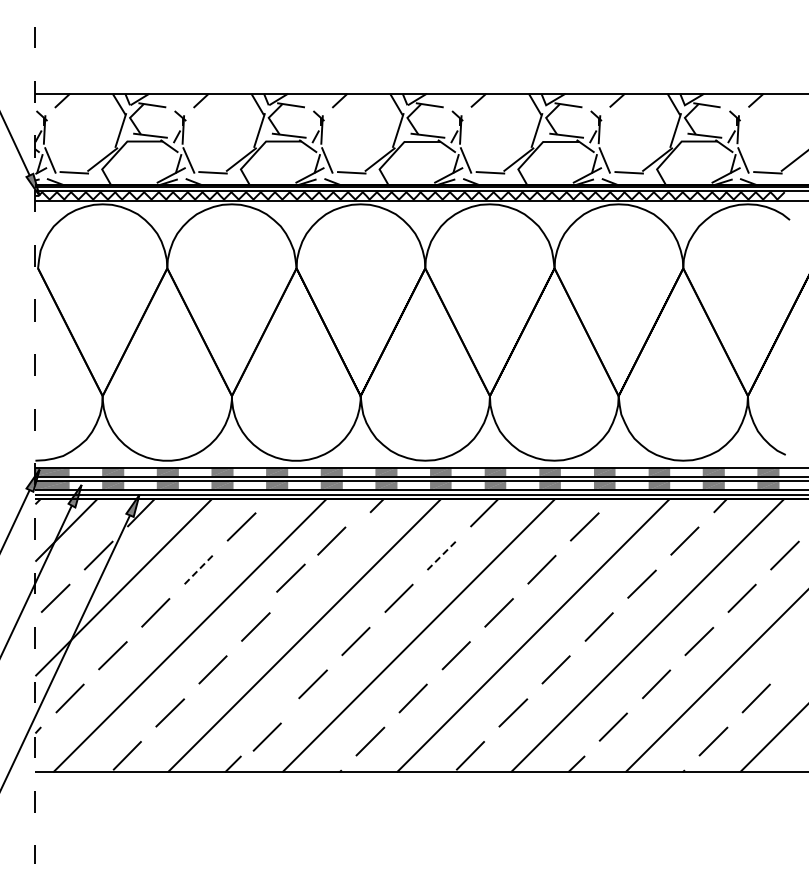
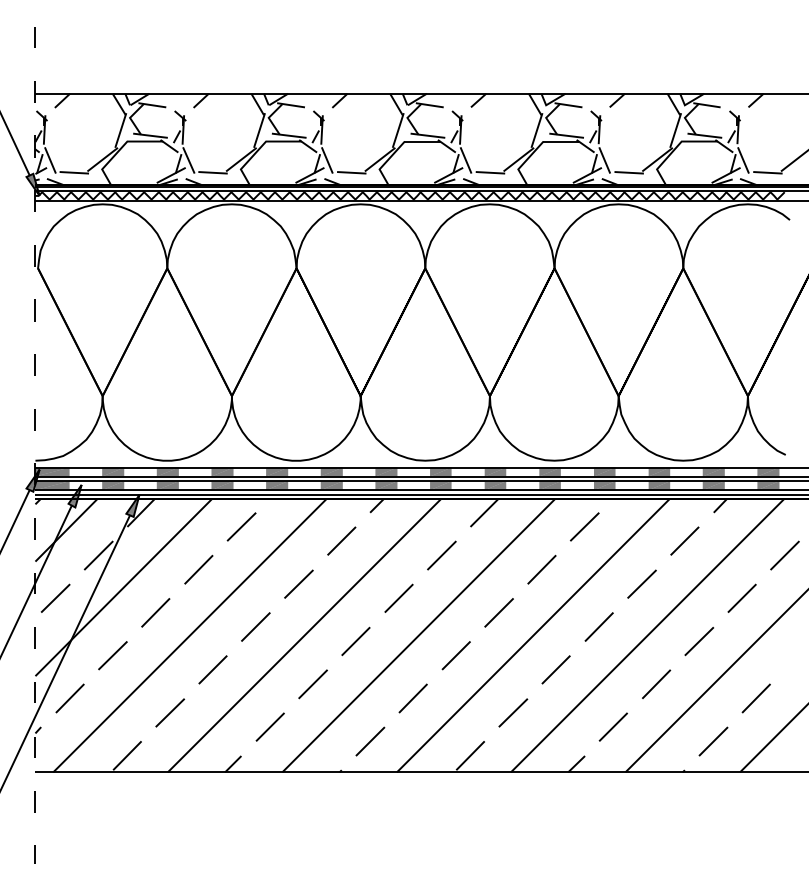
line position: (331, 540) -> (341, 540) (341, 540)
line: dashed -> solid (442, 555)
line: dashed -> solid (199, 569)
line position: (290, 577) -> (298, 583) (298, 583)
line position: (266, 736) -> (269, 726) (269, 726)
